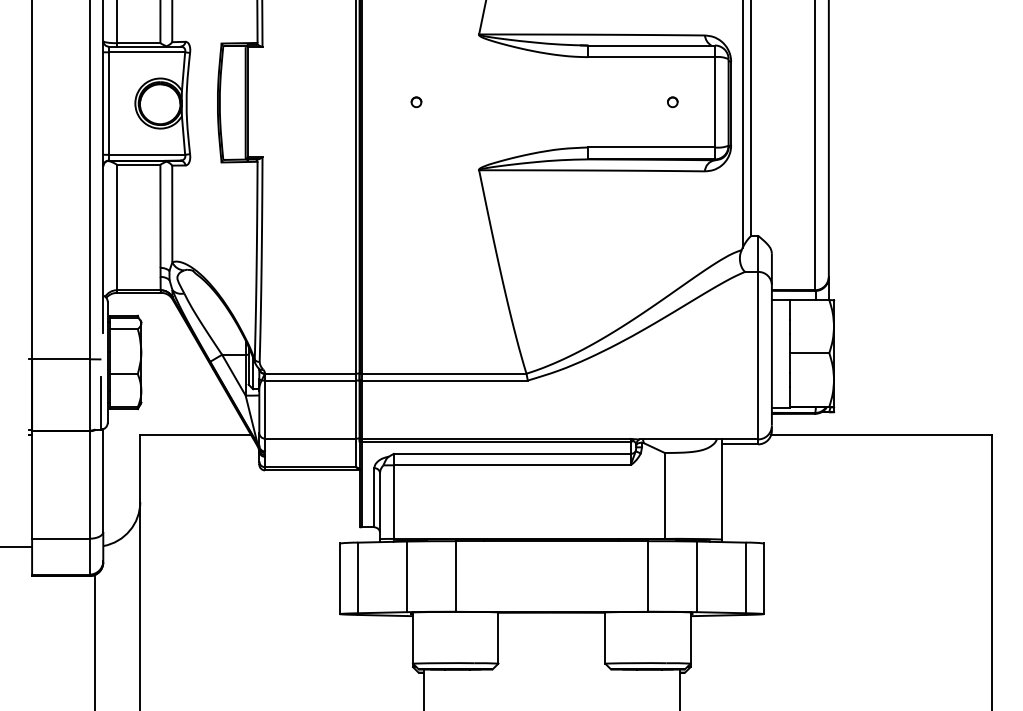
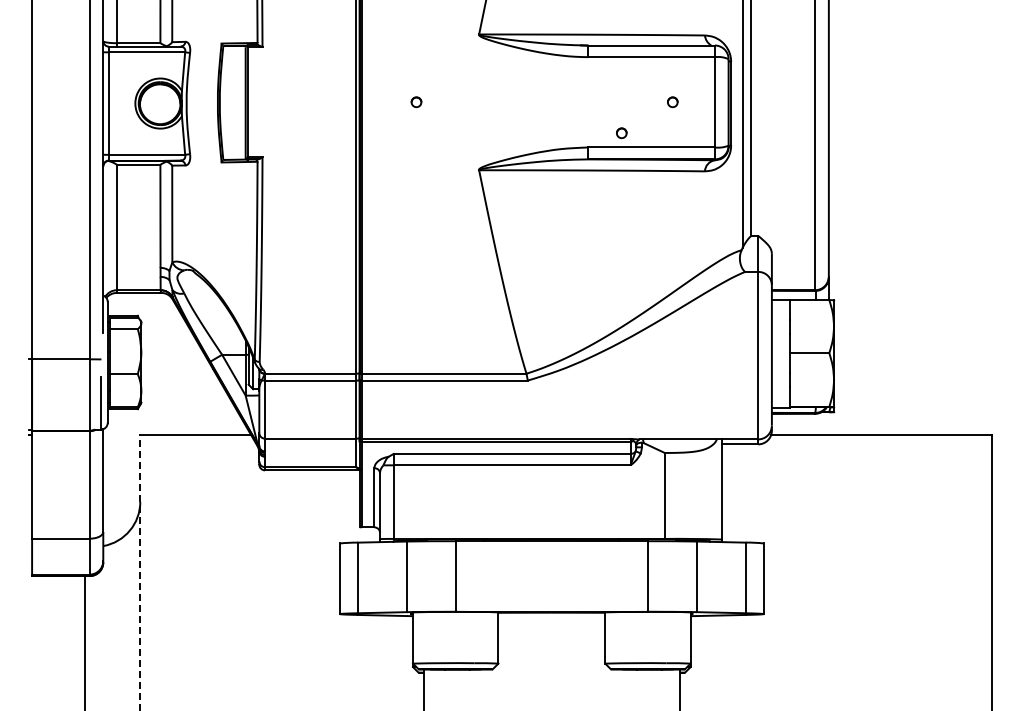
part: none -> present (621, 133)
line: present -> none (17, 546)
line: solid -> dashed (140, 572)
line position: (95, 640) -> (85, 640) (85, 640)
